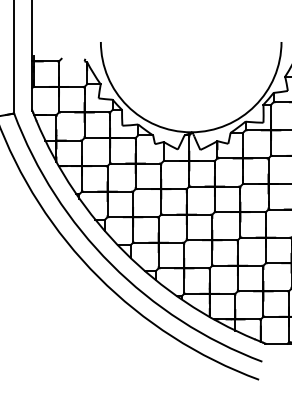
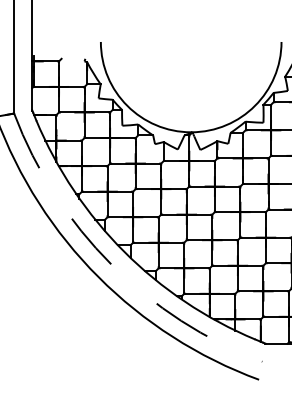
arc: solid -> dashed (111, 264)
